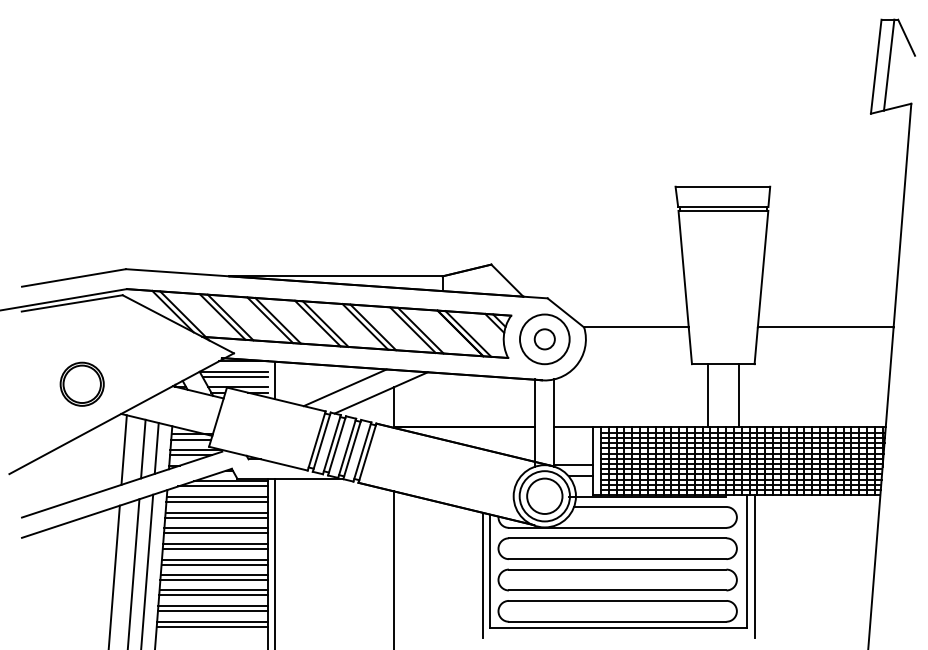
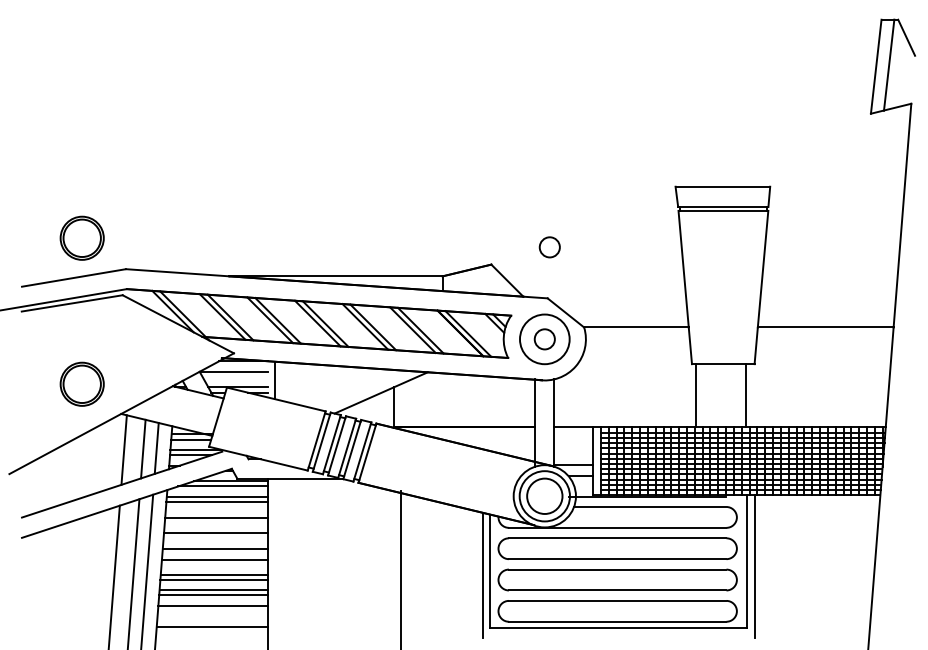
part: none -> present (81, 237)
circle: none -> present (549, 247)
line: present -> none (235, 376)
line: present -> none (344, 387)
line position: (707, 395) -> (695, 395) (695, 395)
line position: (738, 395) -> (745, 395) (745, 395)
line: present -> none (216, 512)
line: present -> none (216, 528)
line: present -> none (215, 543)
line: present -> none (274, 562)
line: present -> none (214, 564)
line position: (393, 568) -> (400, 568) (400, 568)
line: present -> none (212, 611)
line: present -> none (212, 621)
